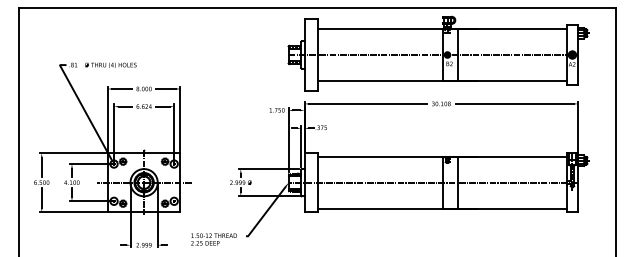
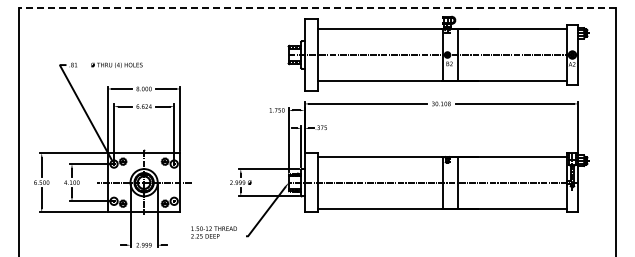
line: solid -> dashed (317, 7)
text position: (110, 64) -> (116, 64) (116, 64)
text position: (213, 239) -> (213, 232) (213, 232)
